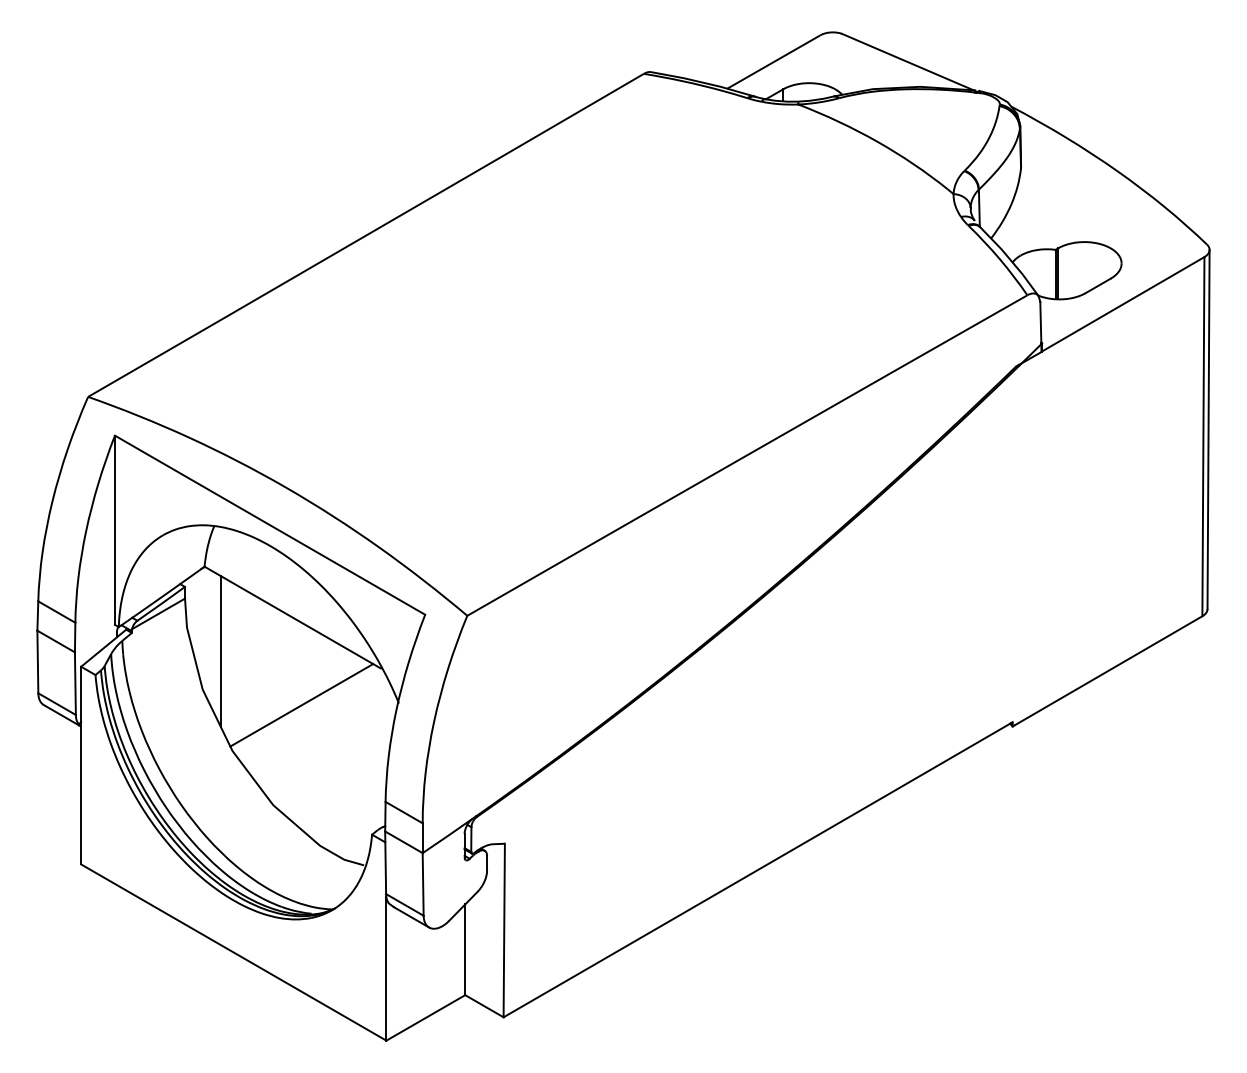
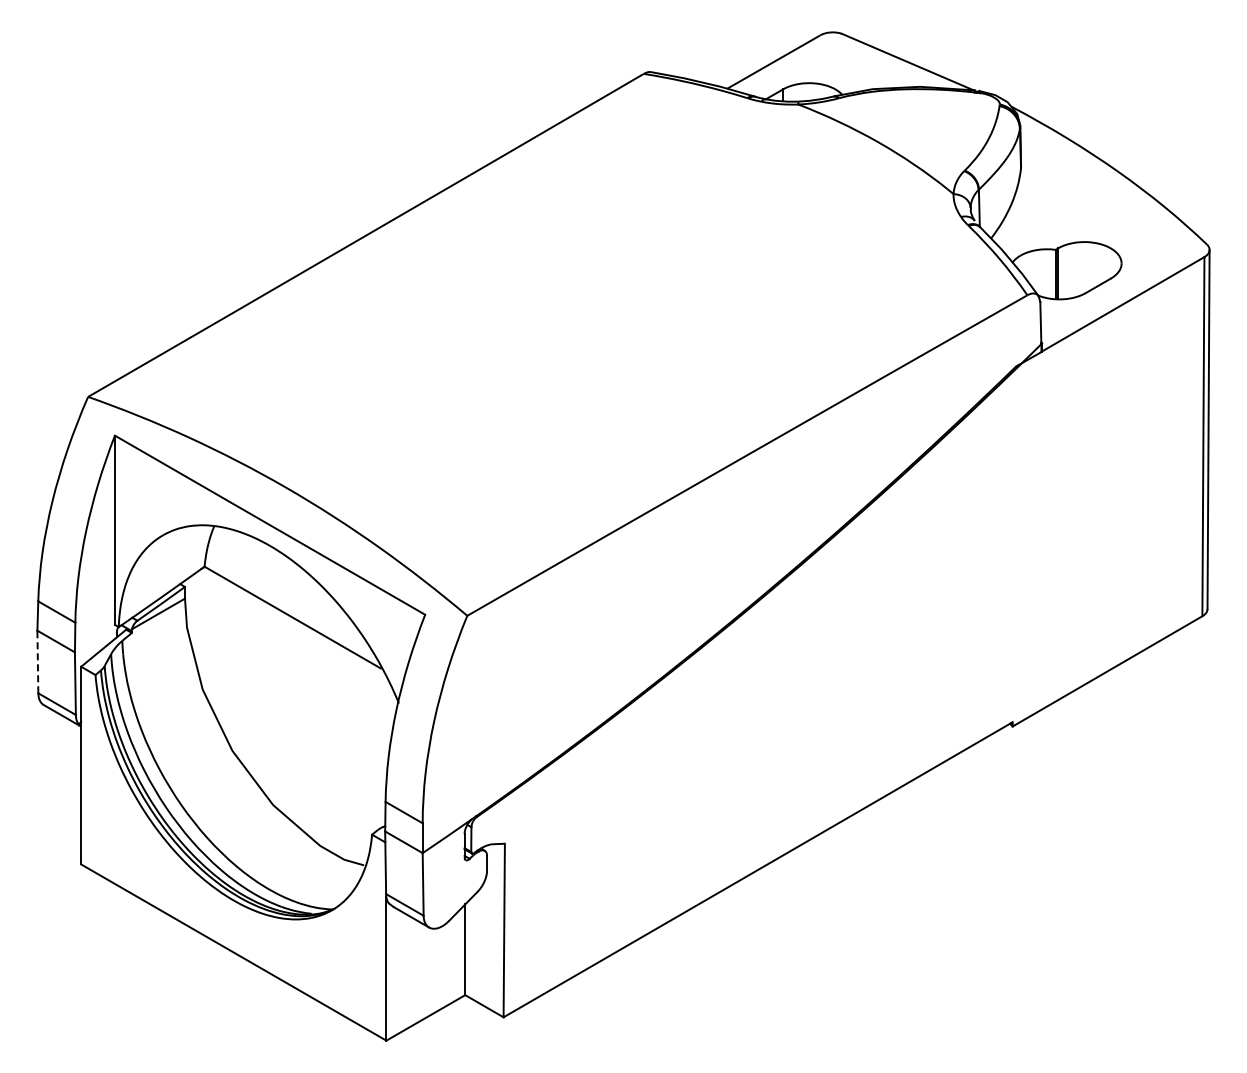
line: present -> none (220, 650)
line: solid -> dashed (37, 661)
line: present -> none (301, 705)
